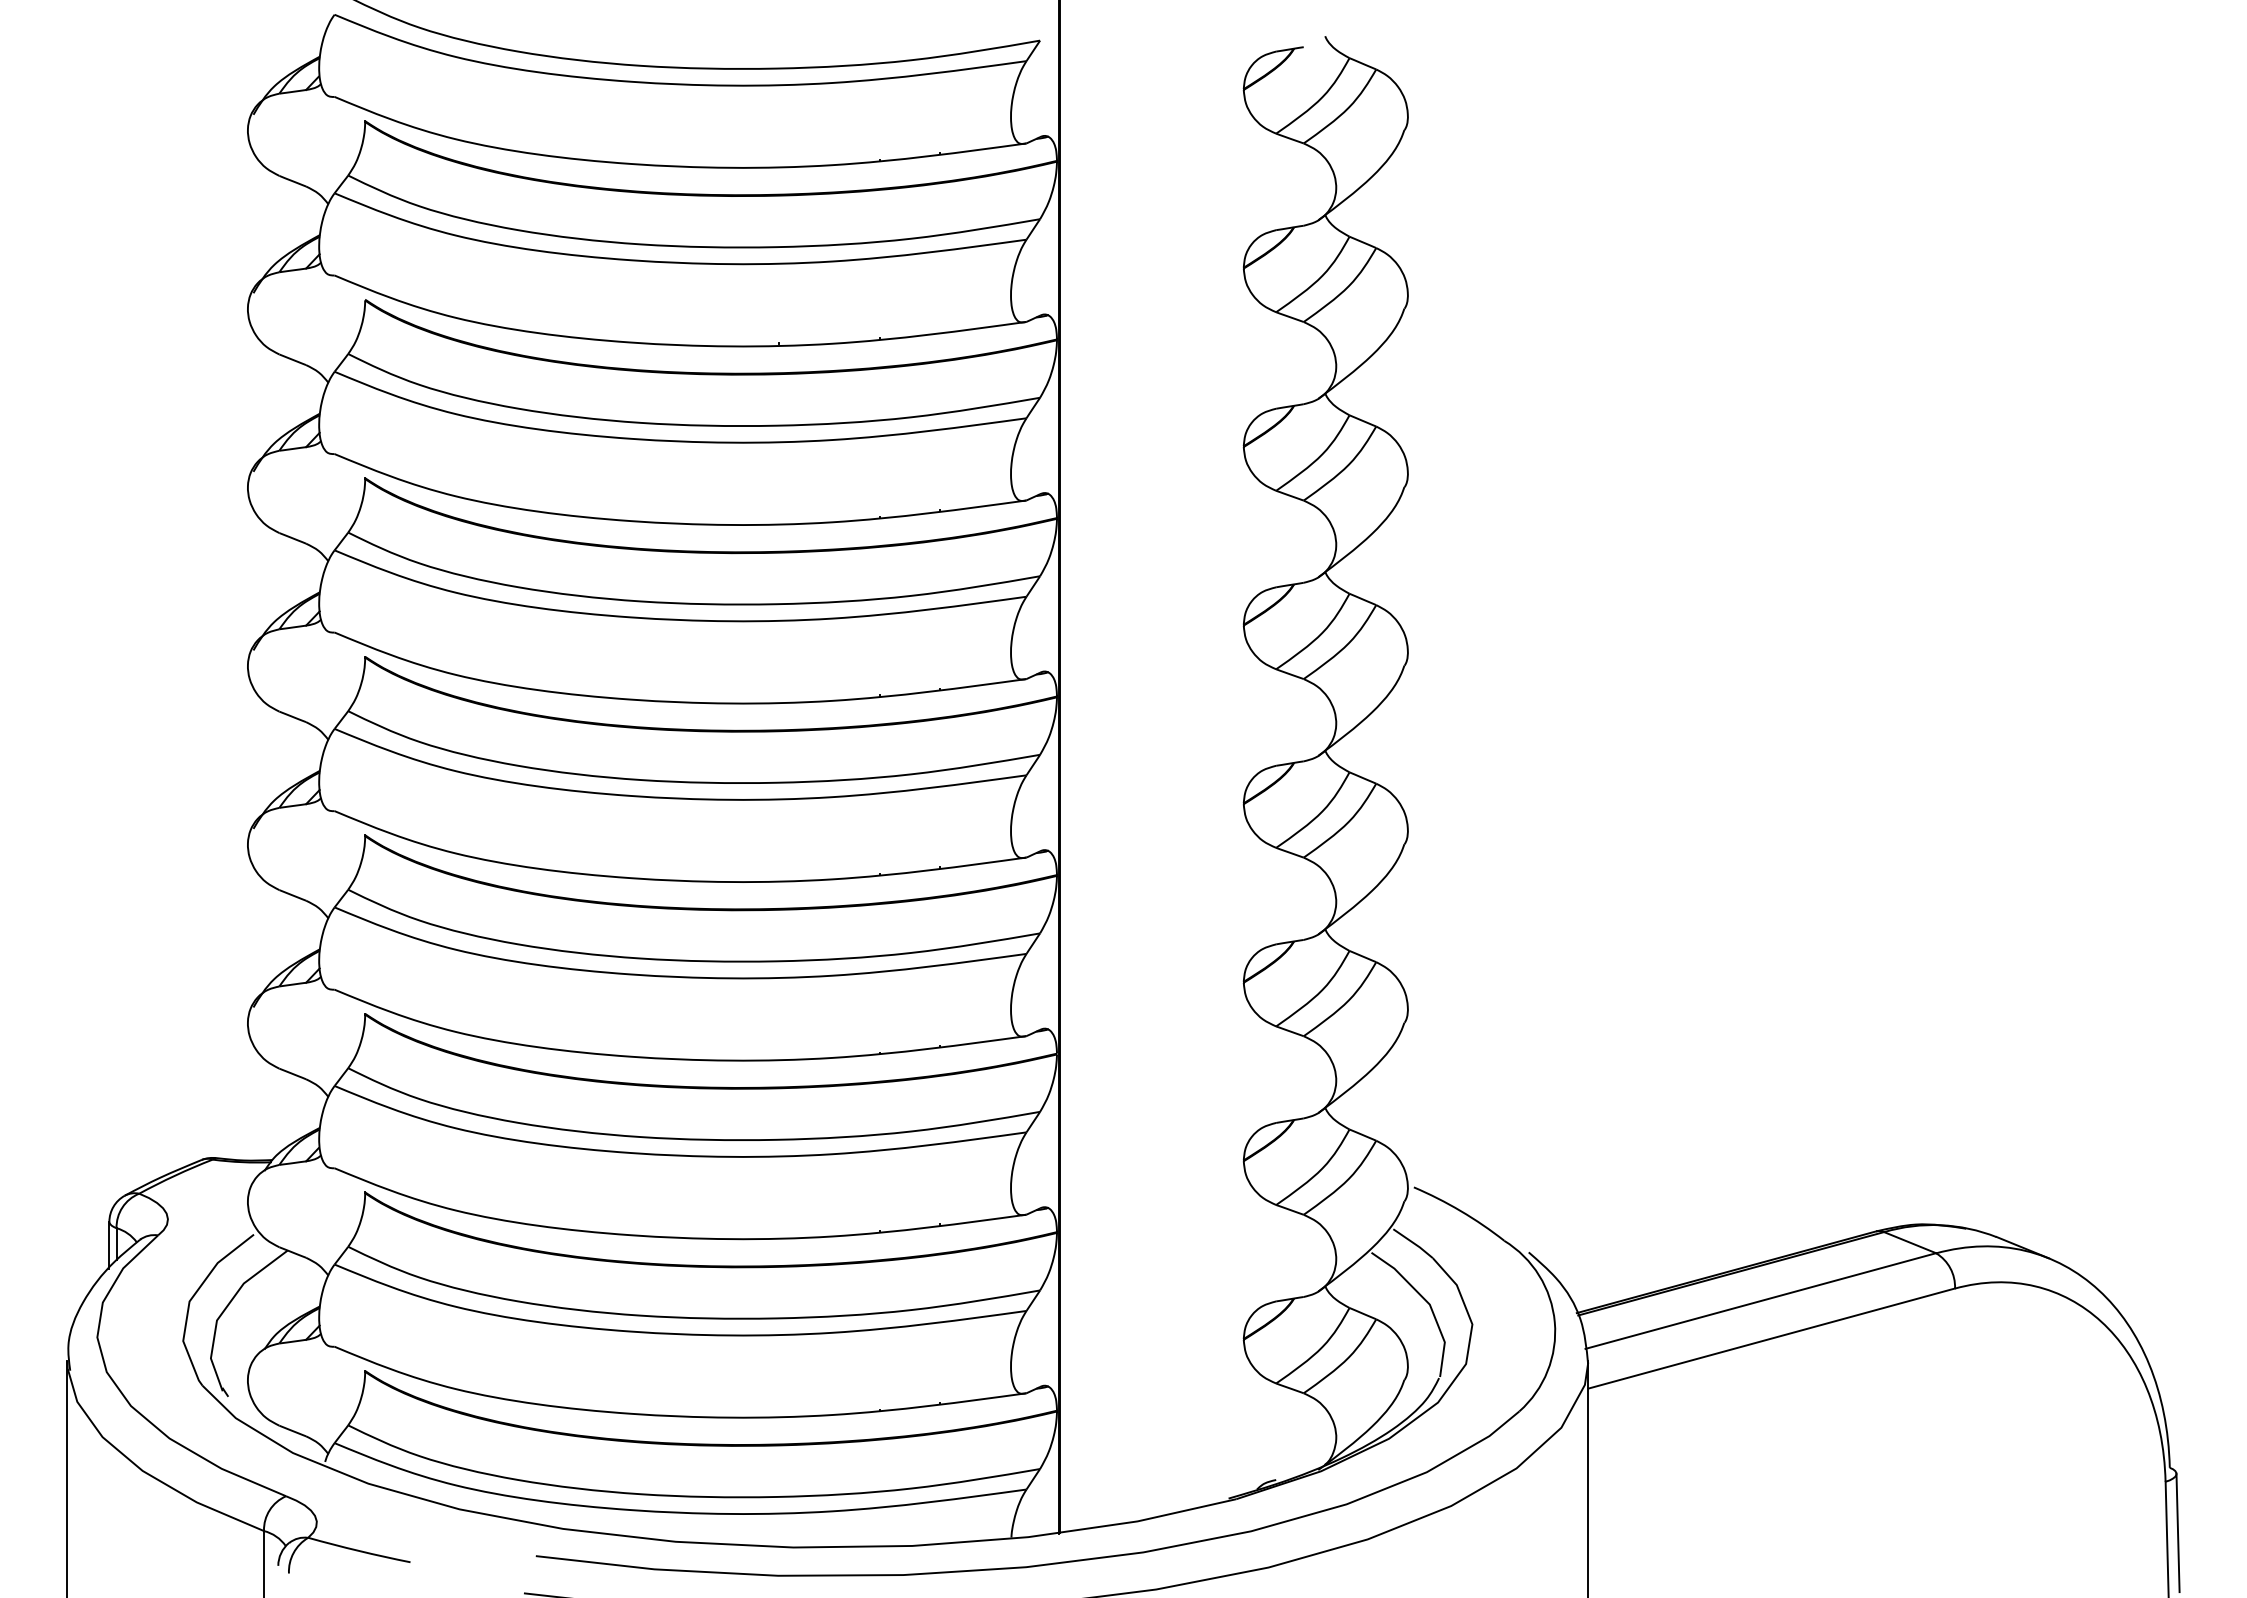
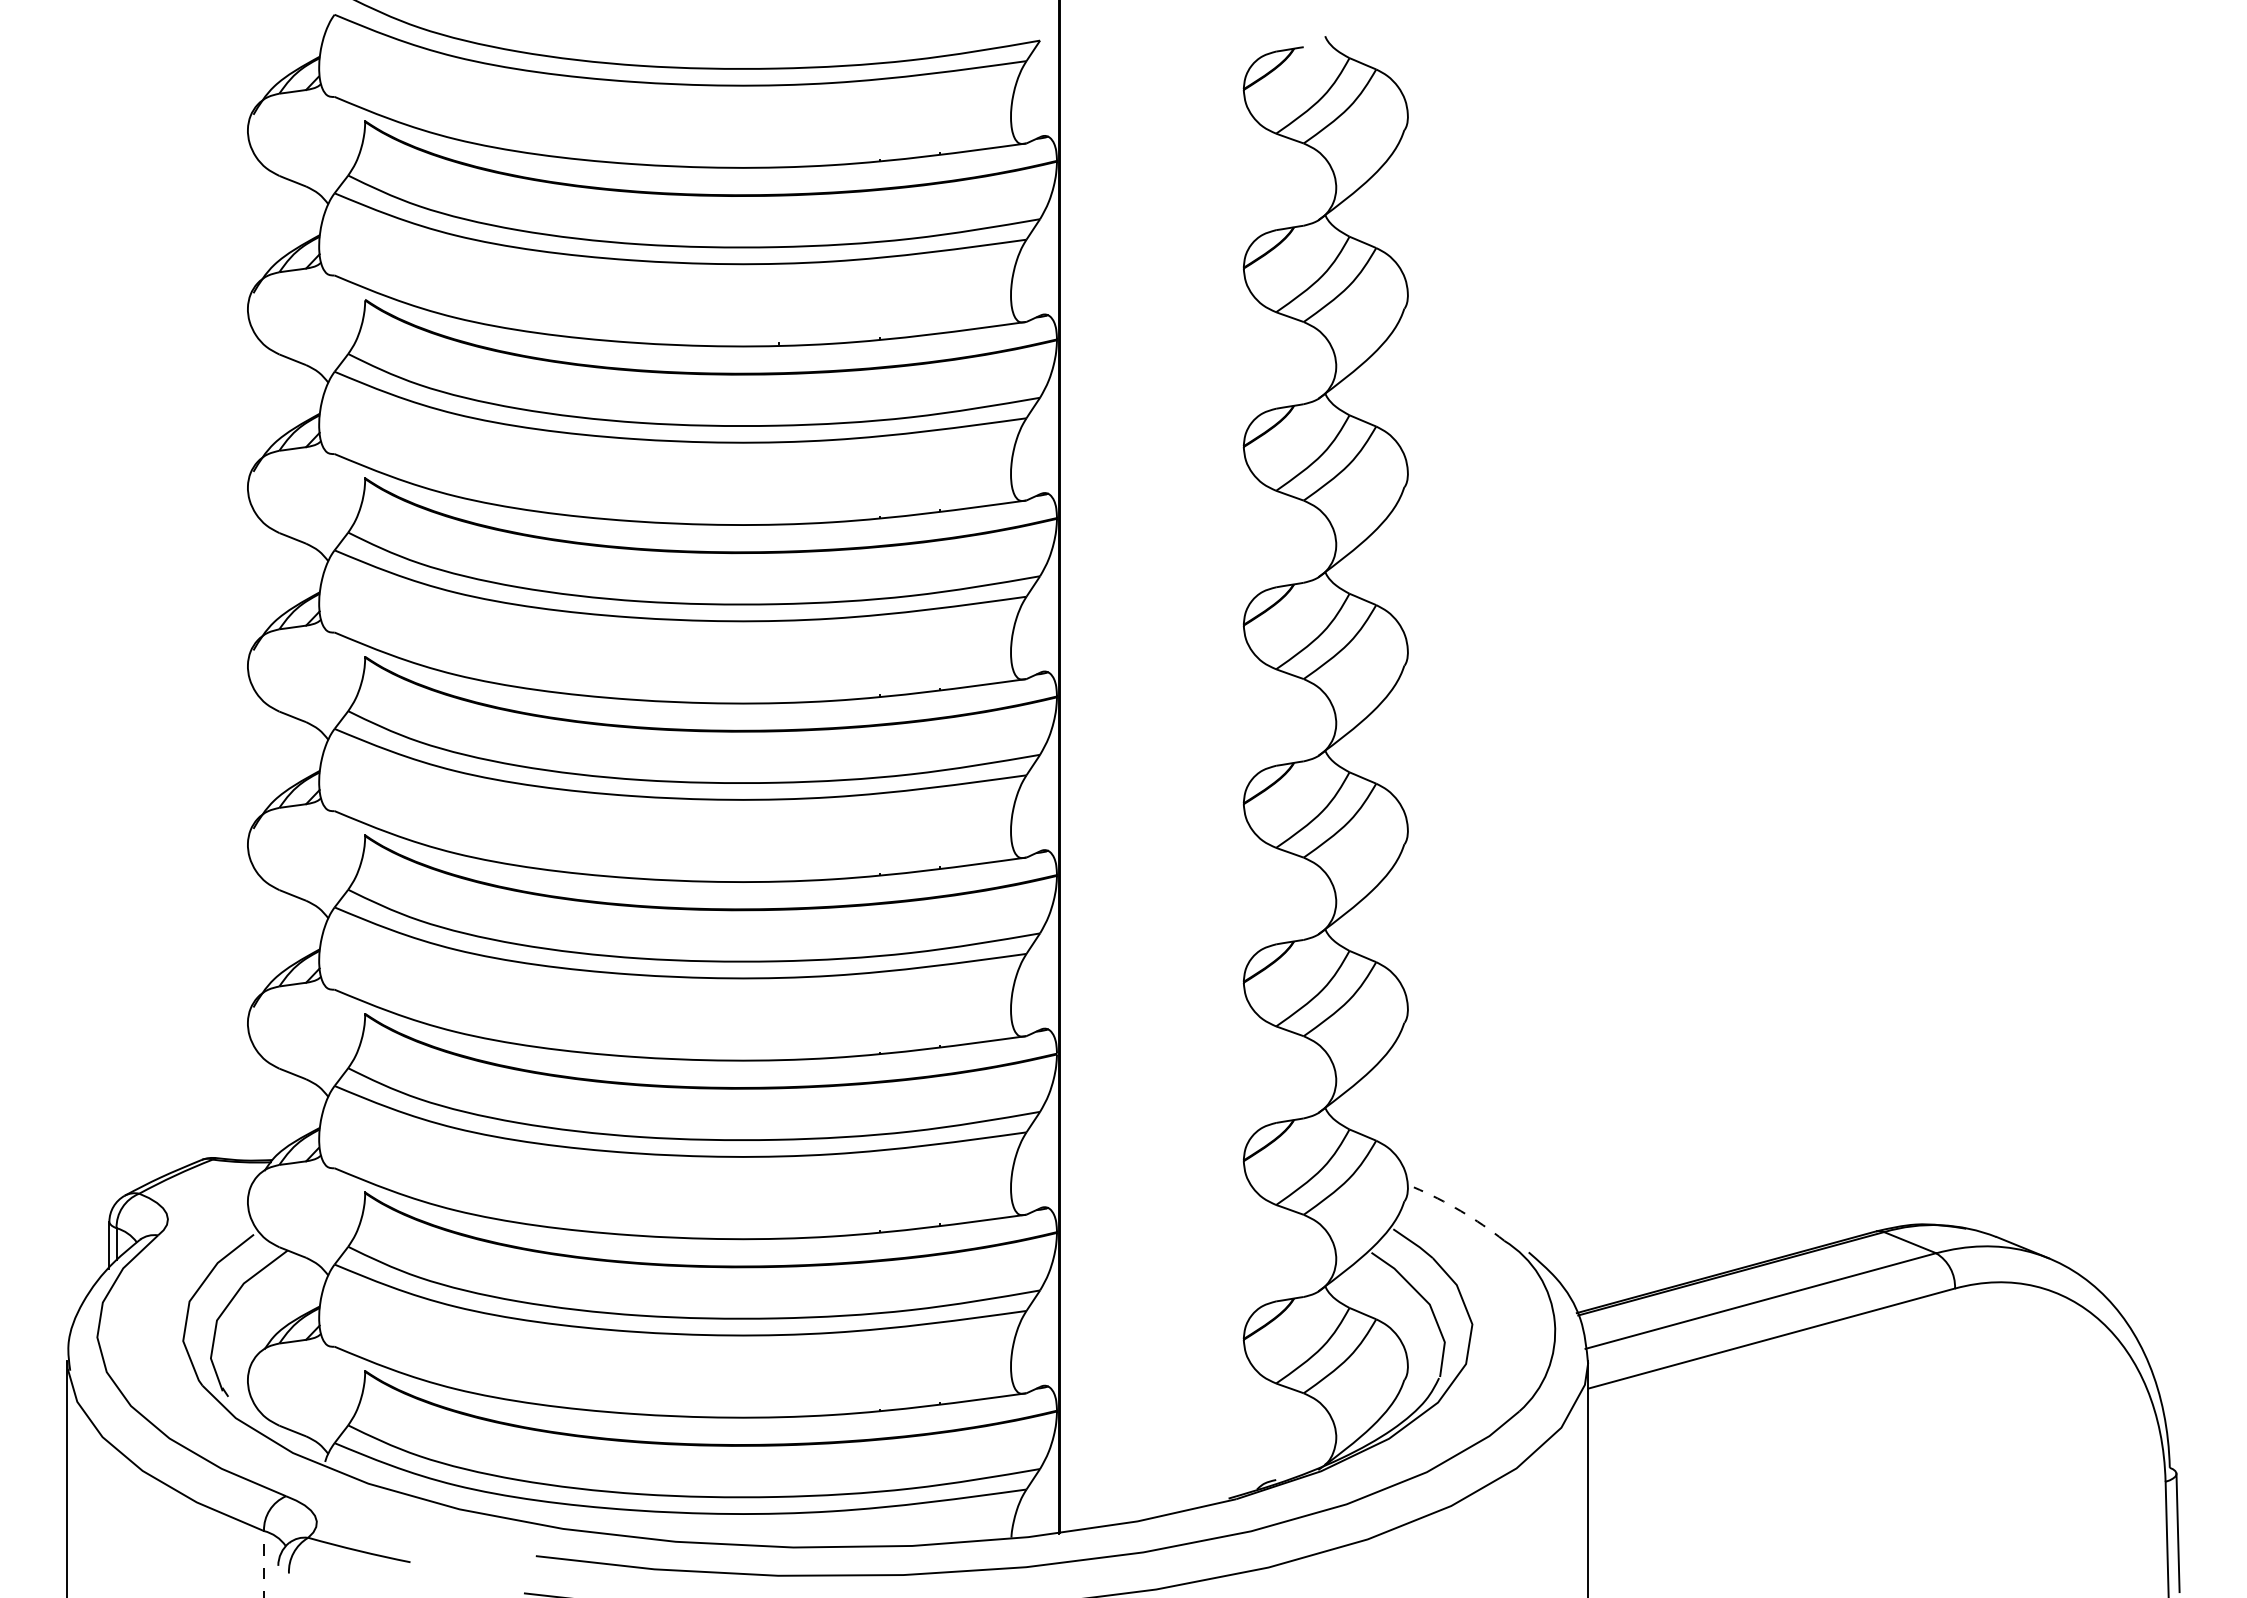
arc: solid -> dashed (1460, 1211)
line: solid -> dashed (264, 1564)
